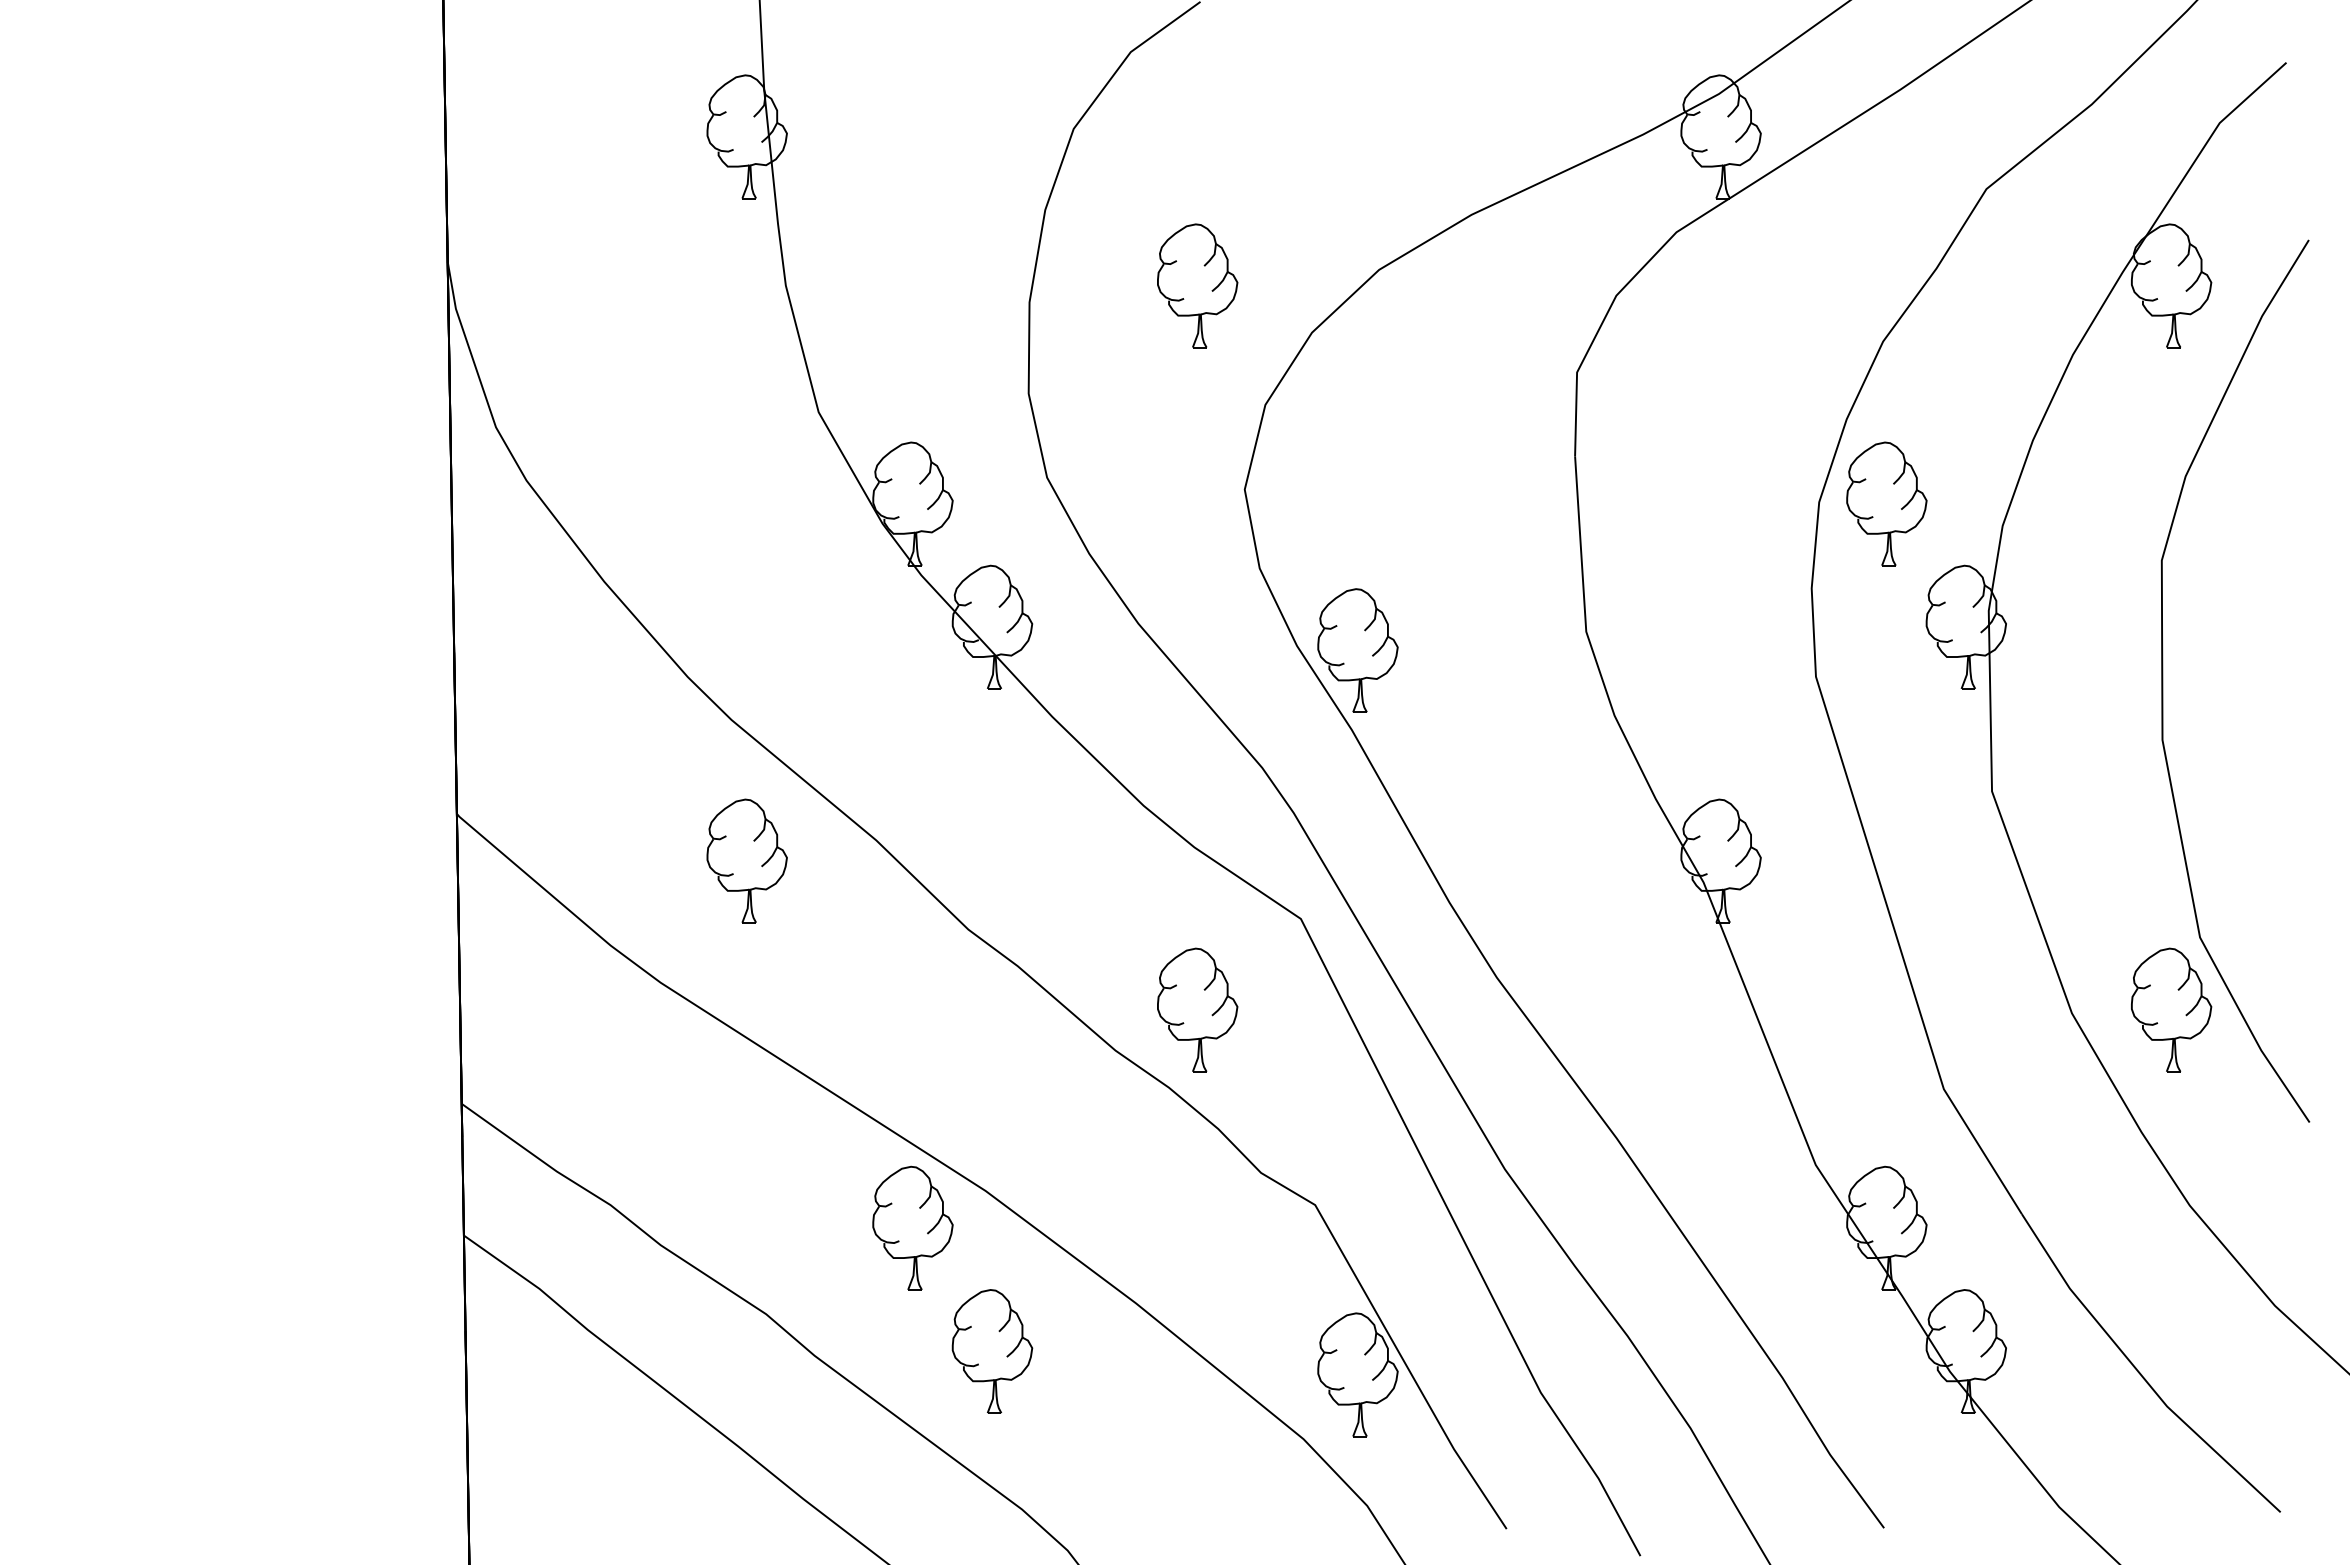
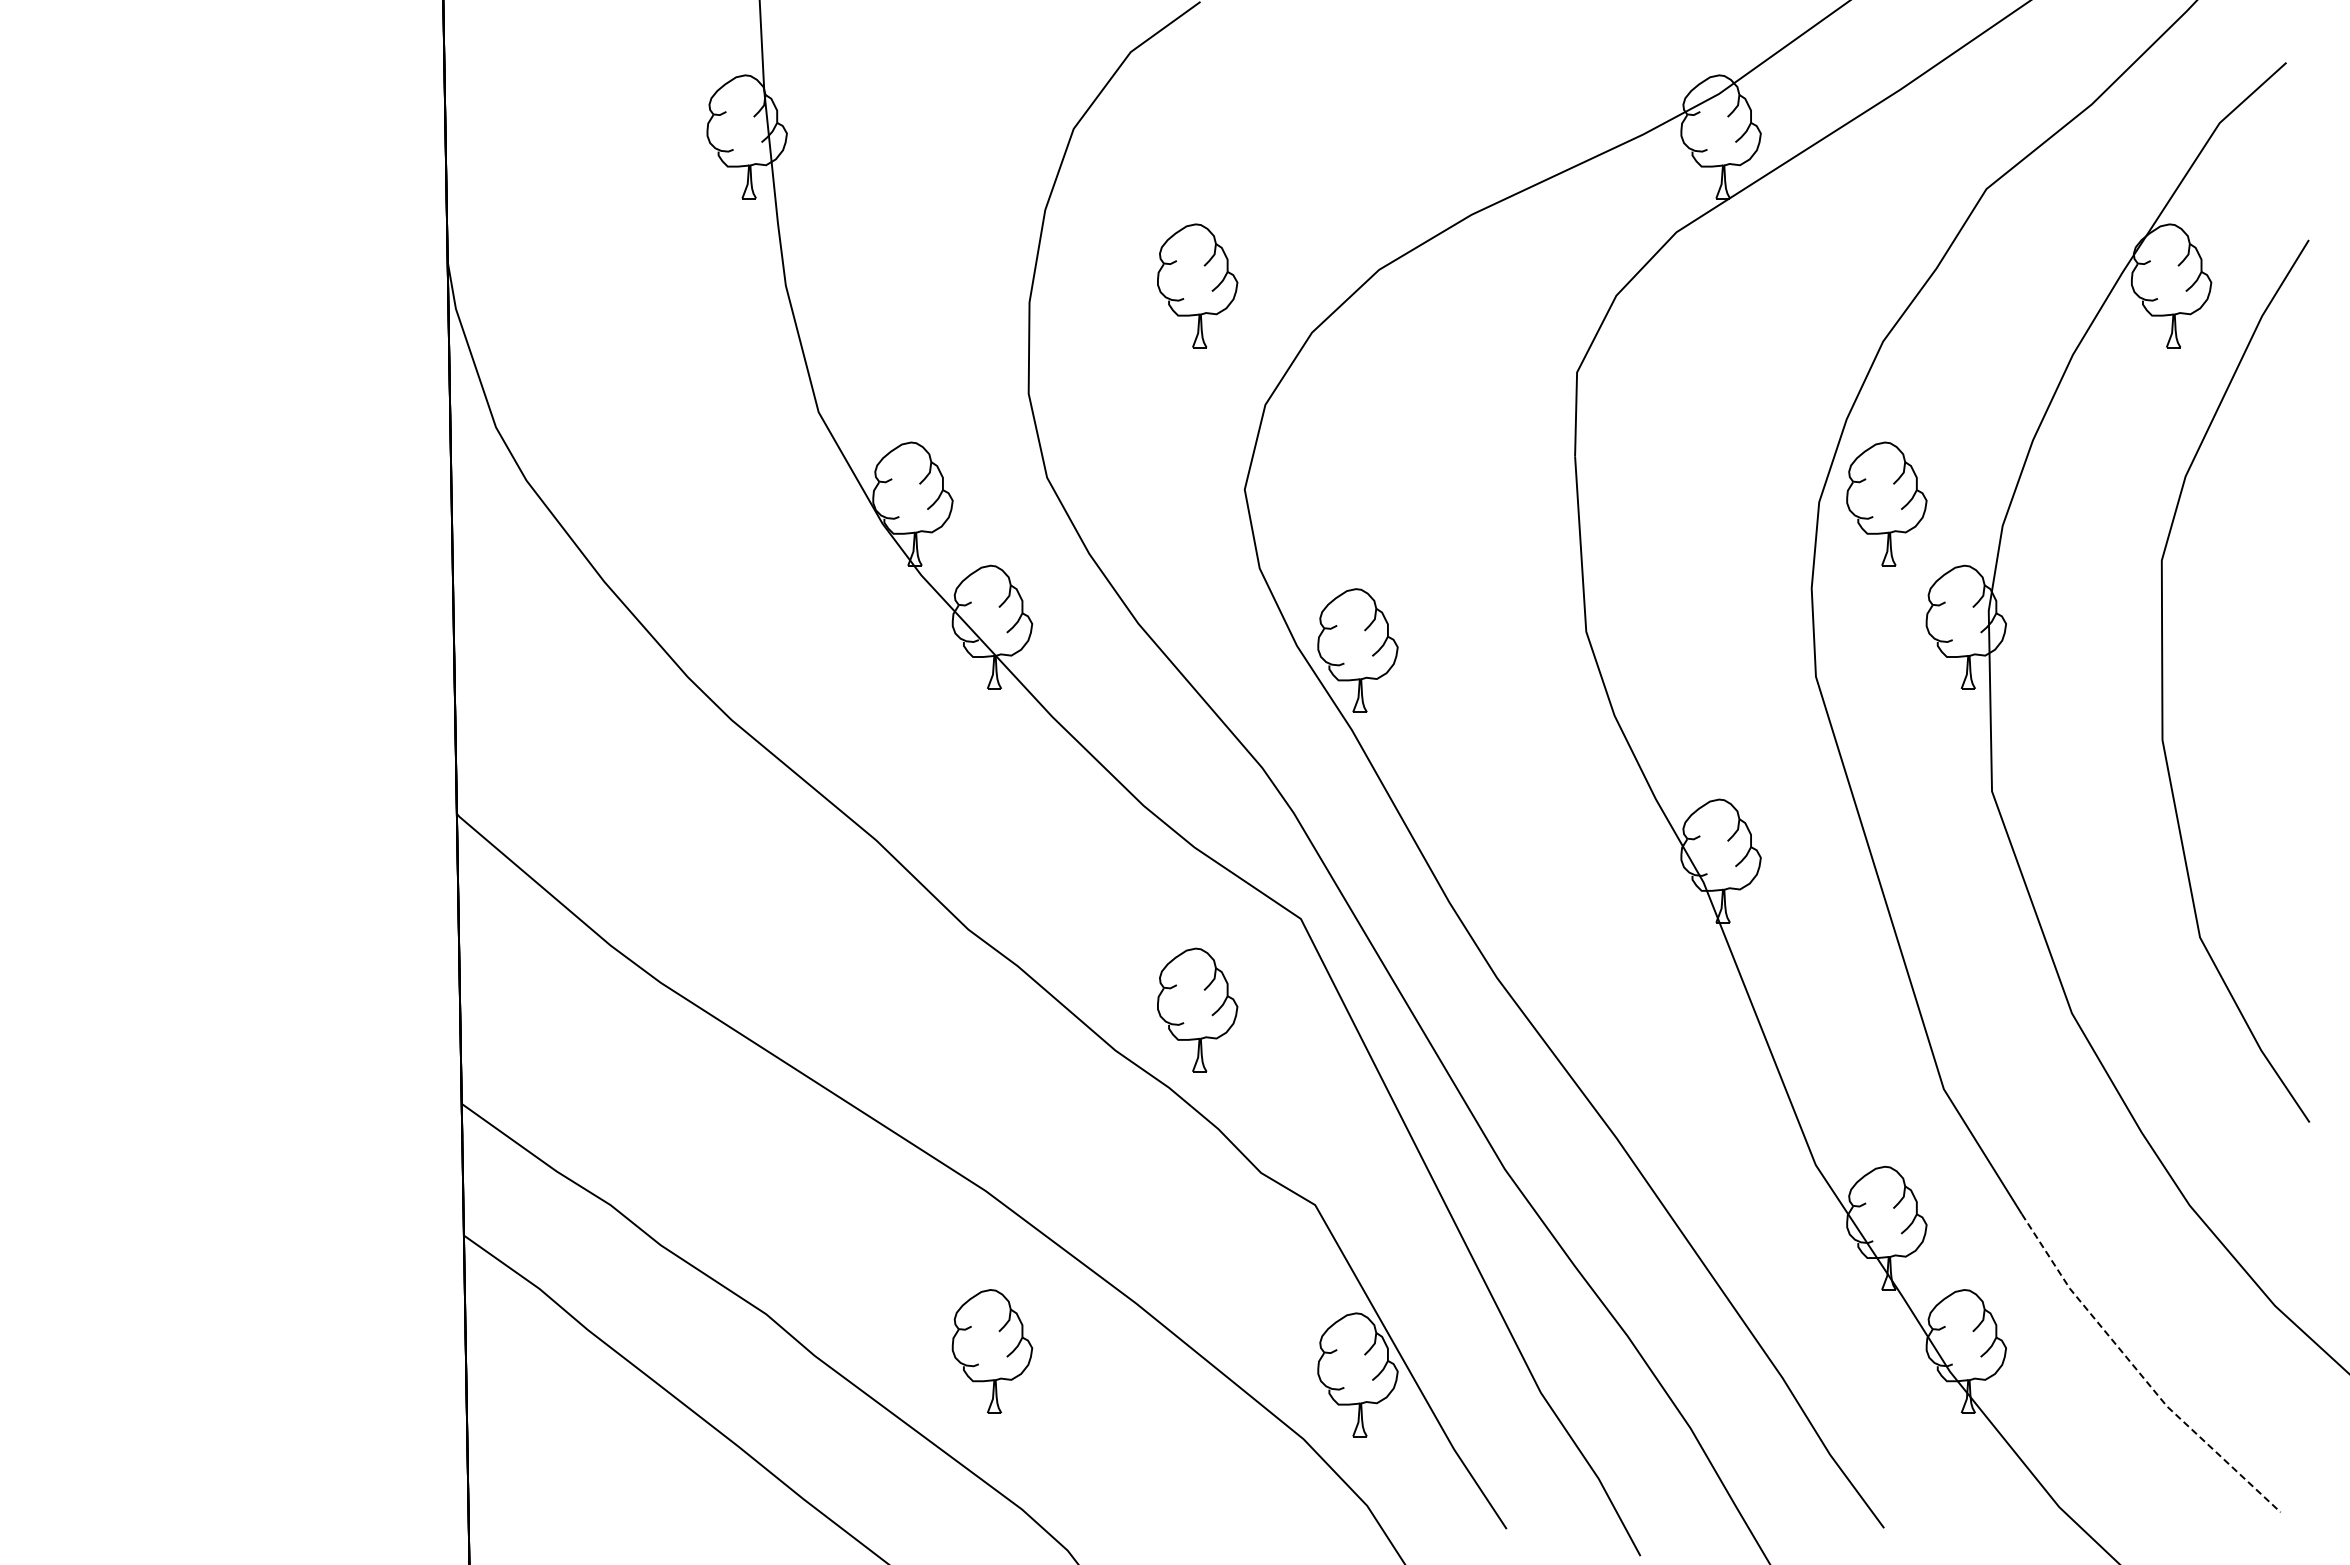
part: present -> none (746, 860)
part: present -> none (2171, 1009)
part: present -> none (912, 1227)
line: solid -> dashed (2139, 1373)
